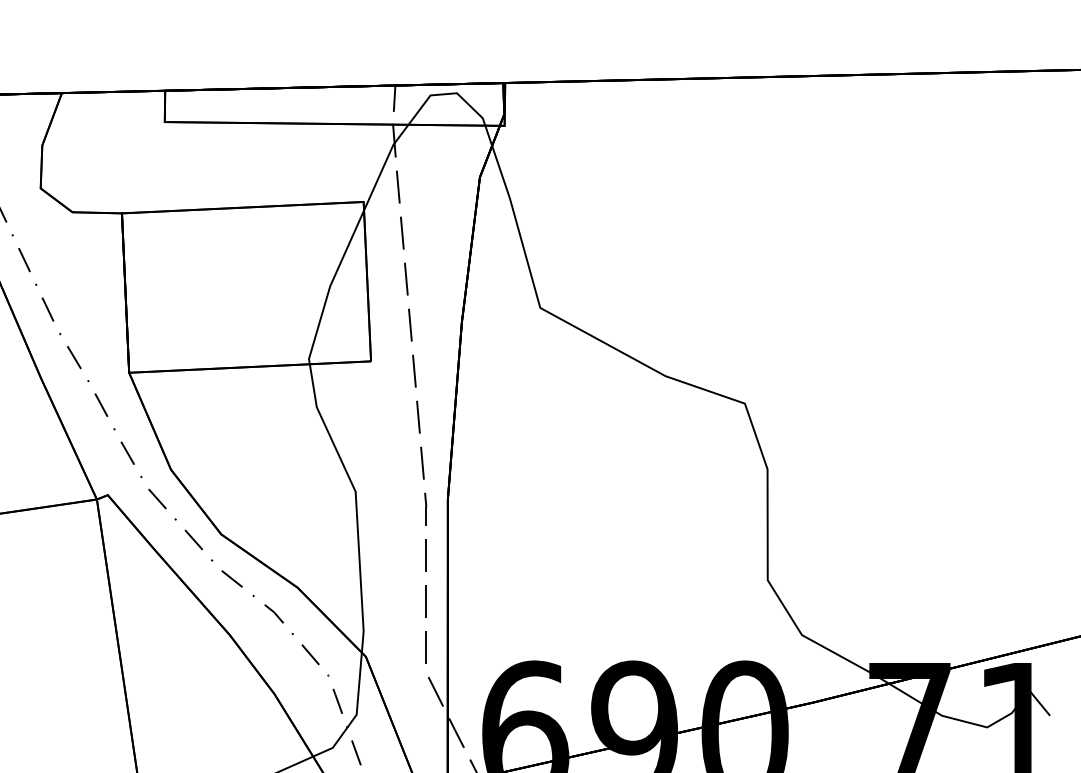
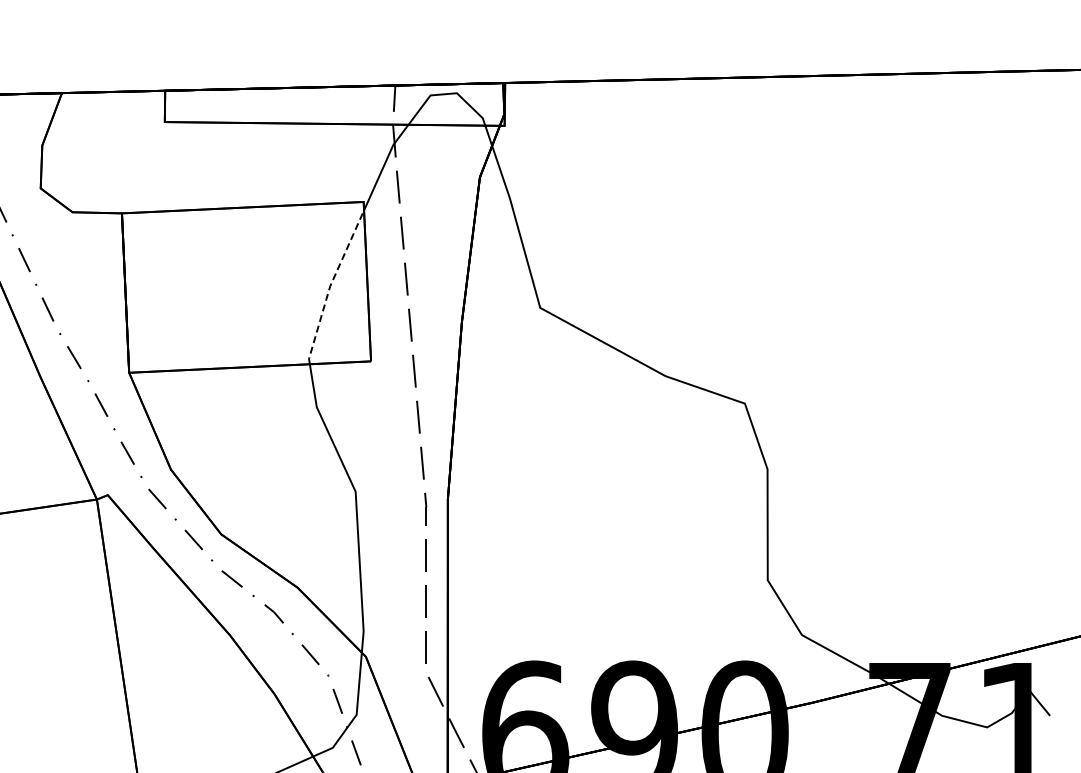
line: solid -> dashed (330, 286)
